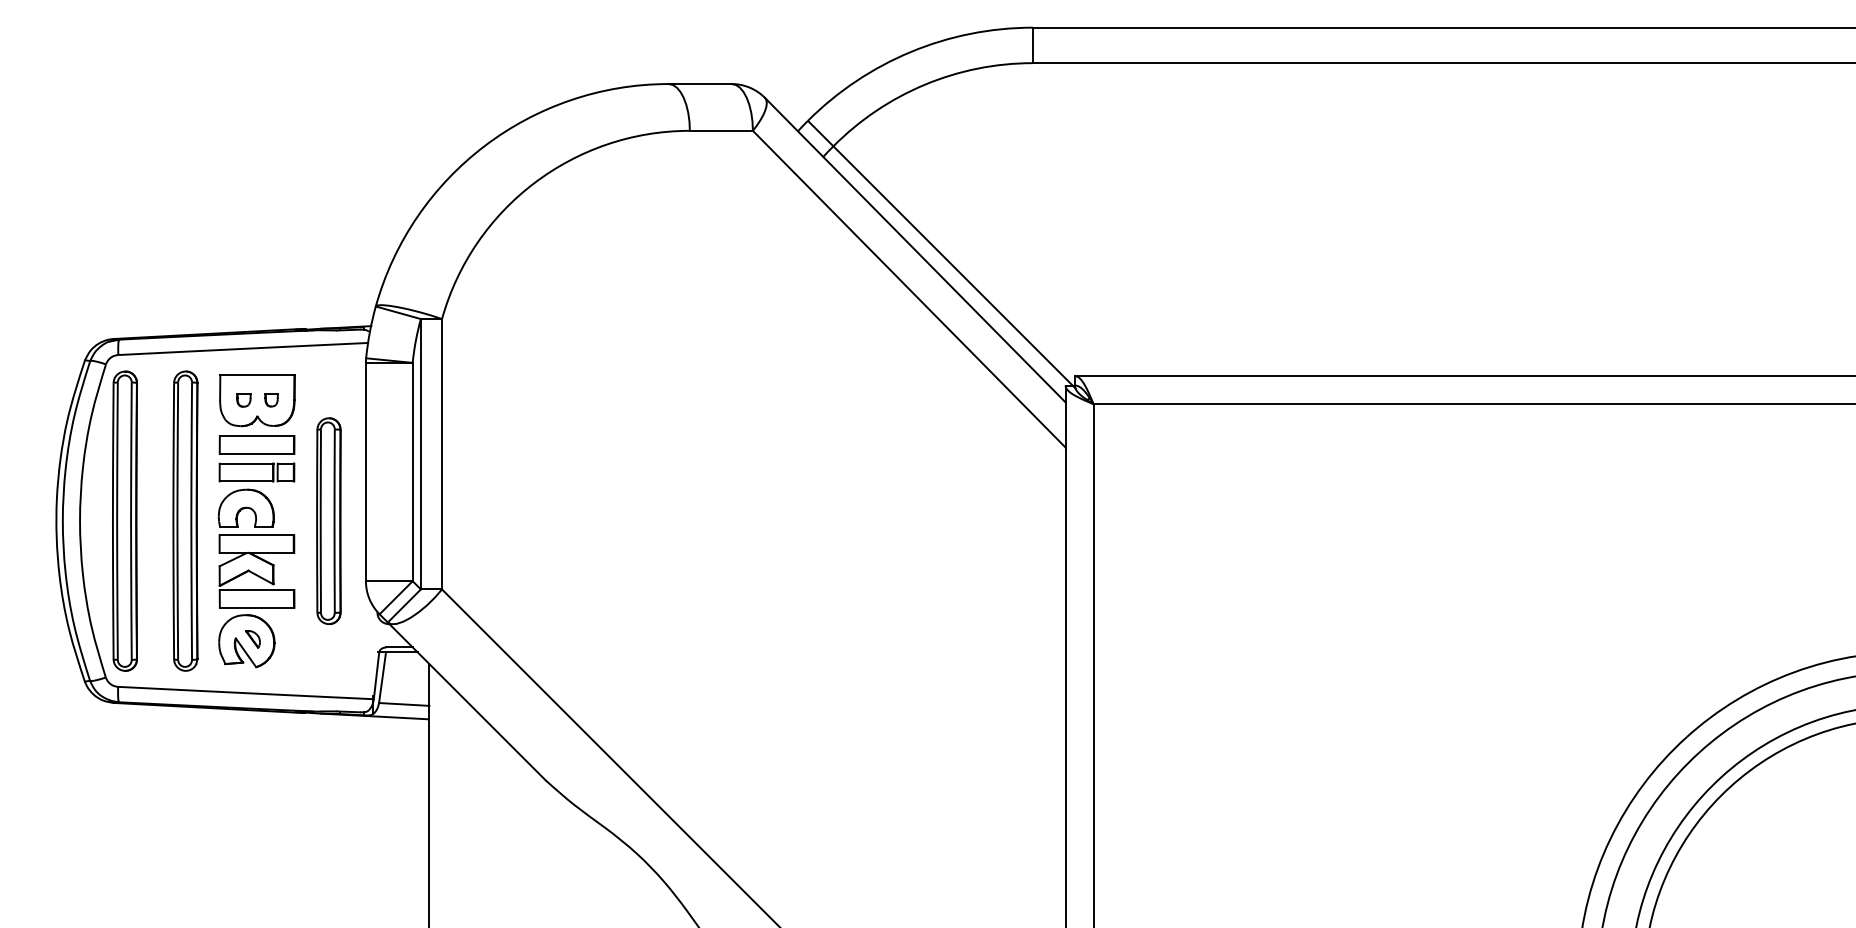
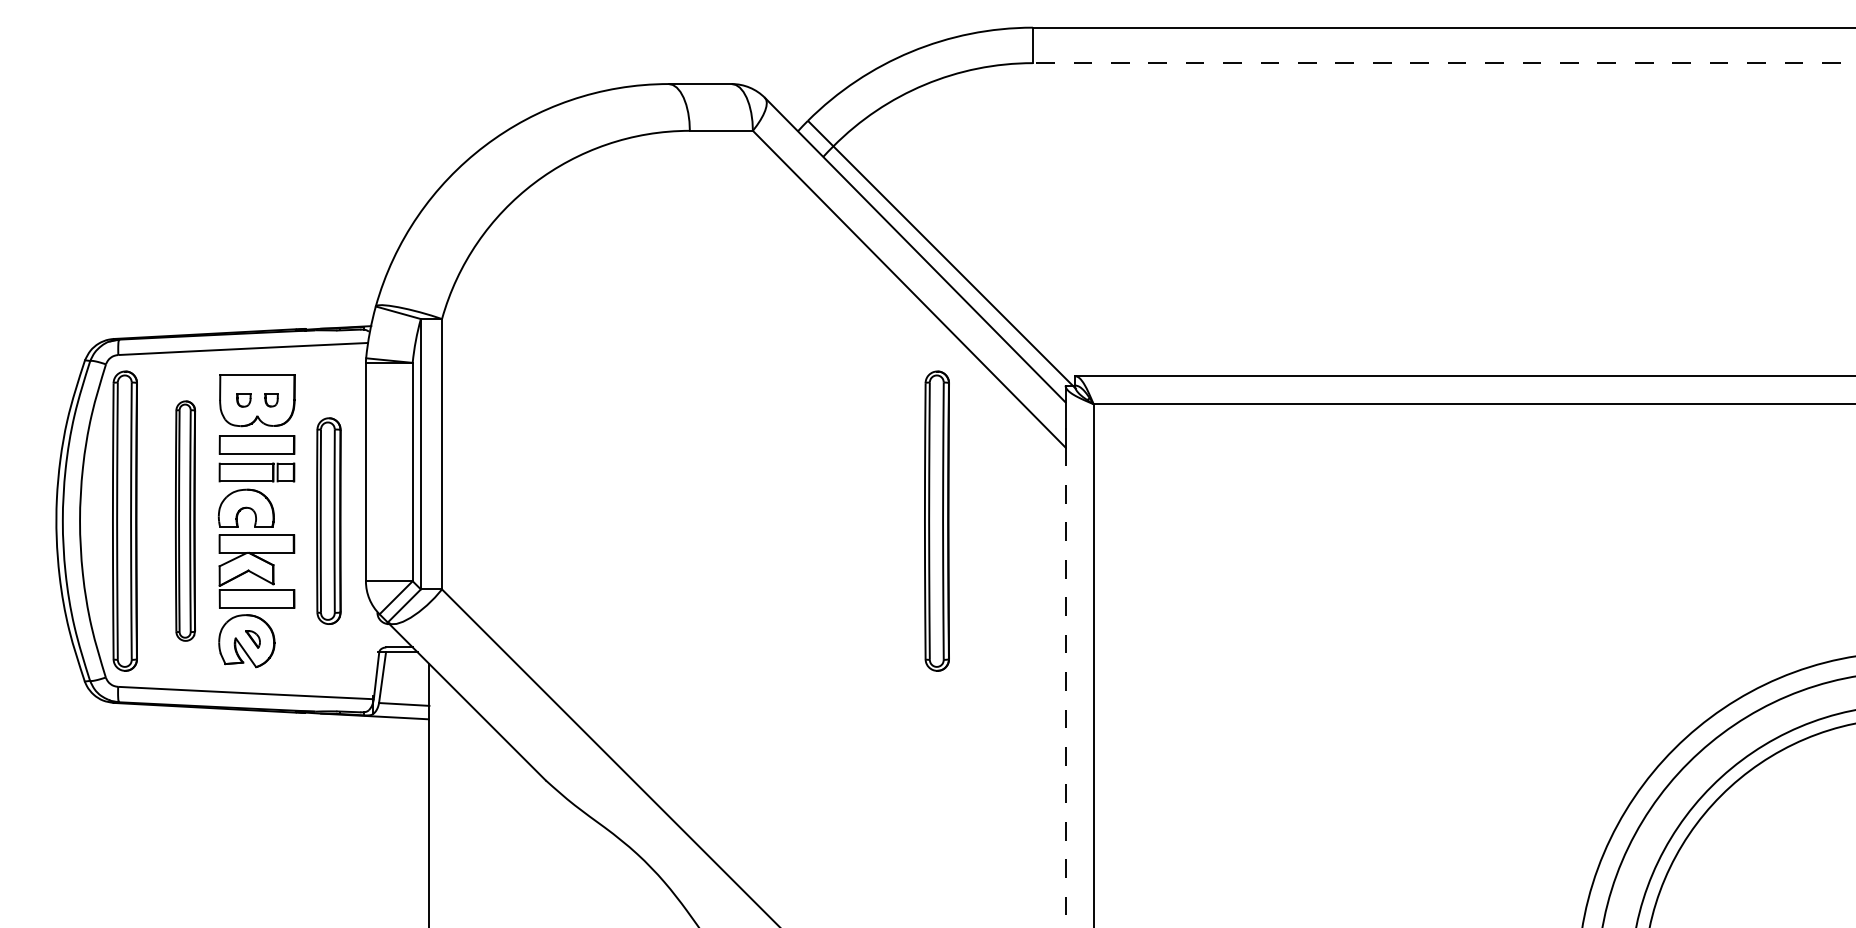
line: solid -> dashed (1443, 63)
part size: 27x302 px -> 22x242 px (184, 520)
part: none -> present (936, 520)
line: solid -> dashed (1065, 687)
